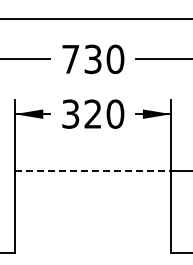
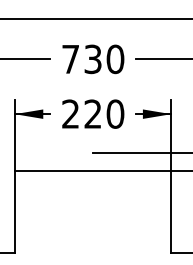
text: 320 -> 220 (70, 113)
line: none -> present (141, 152)
line: dashed -> solid (93, 170)
